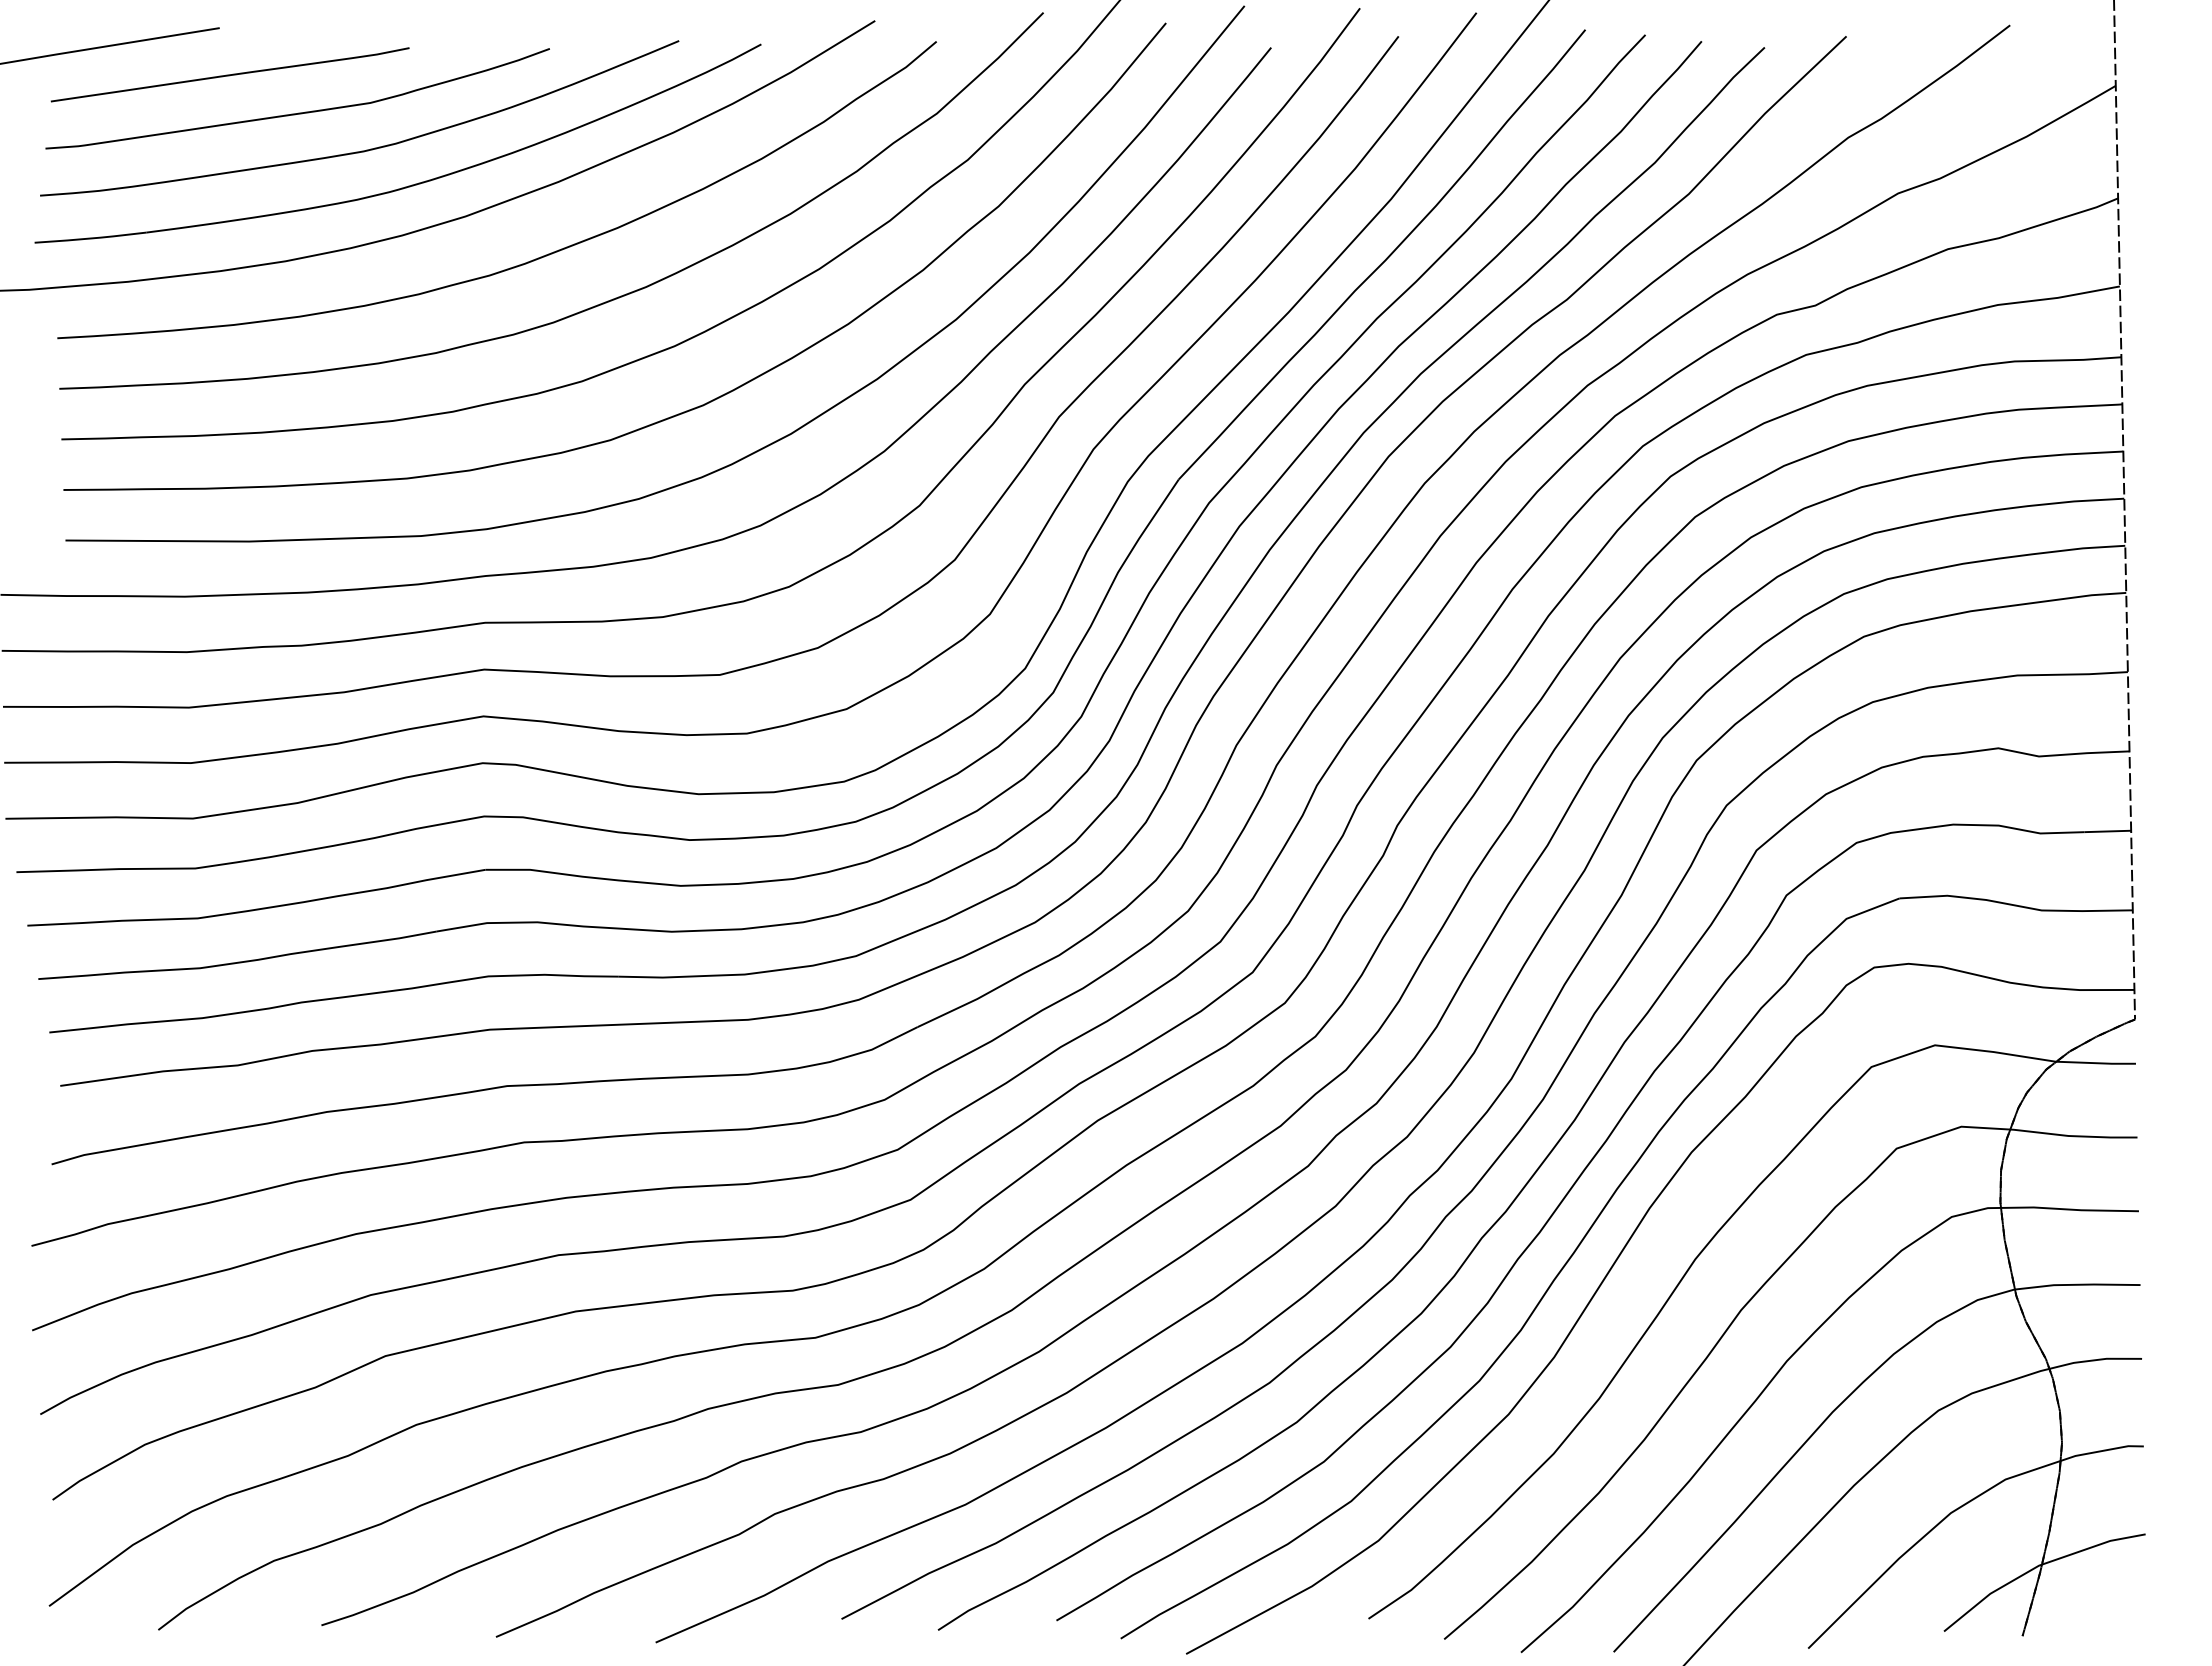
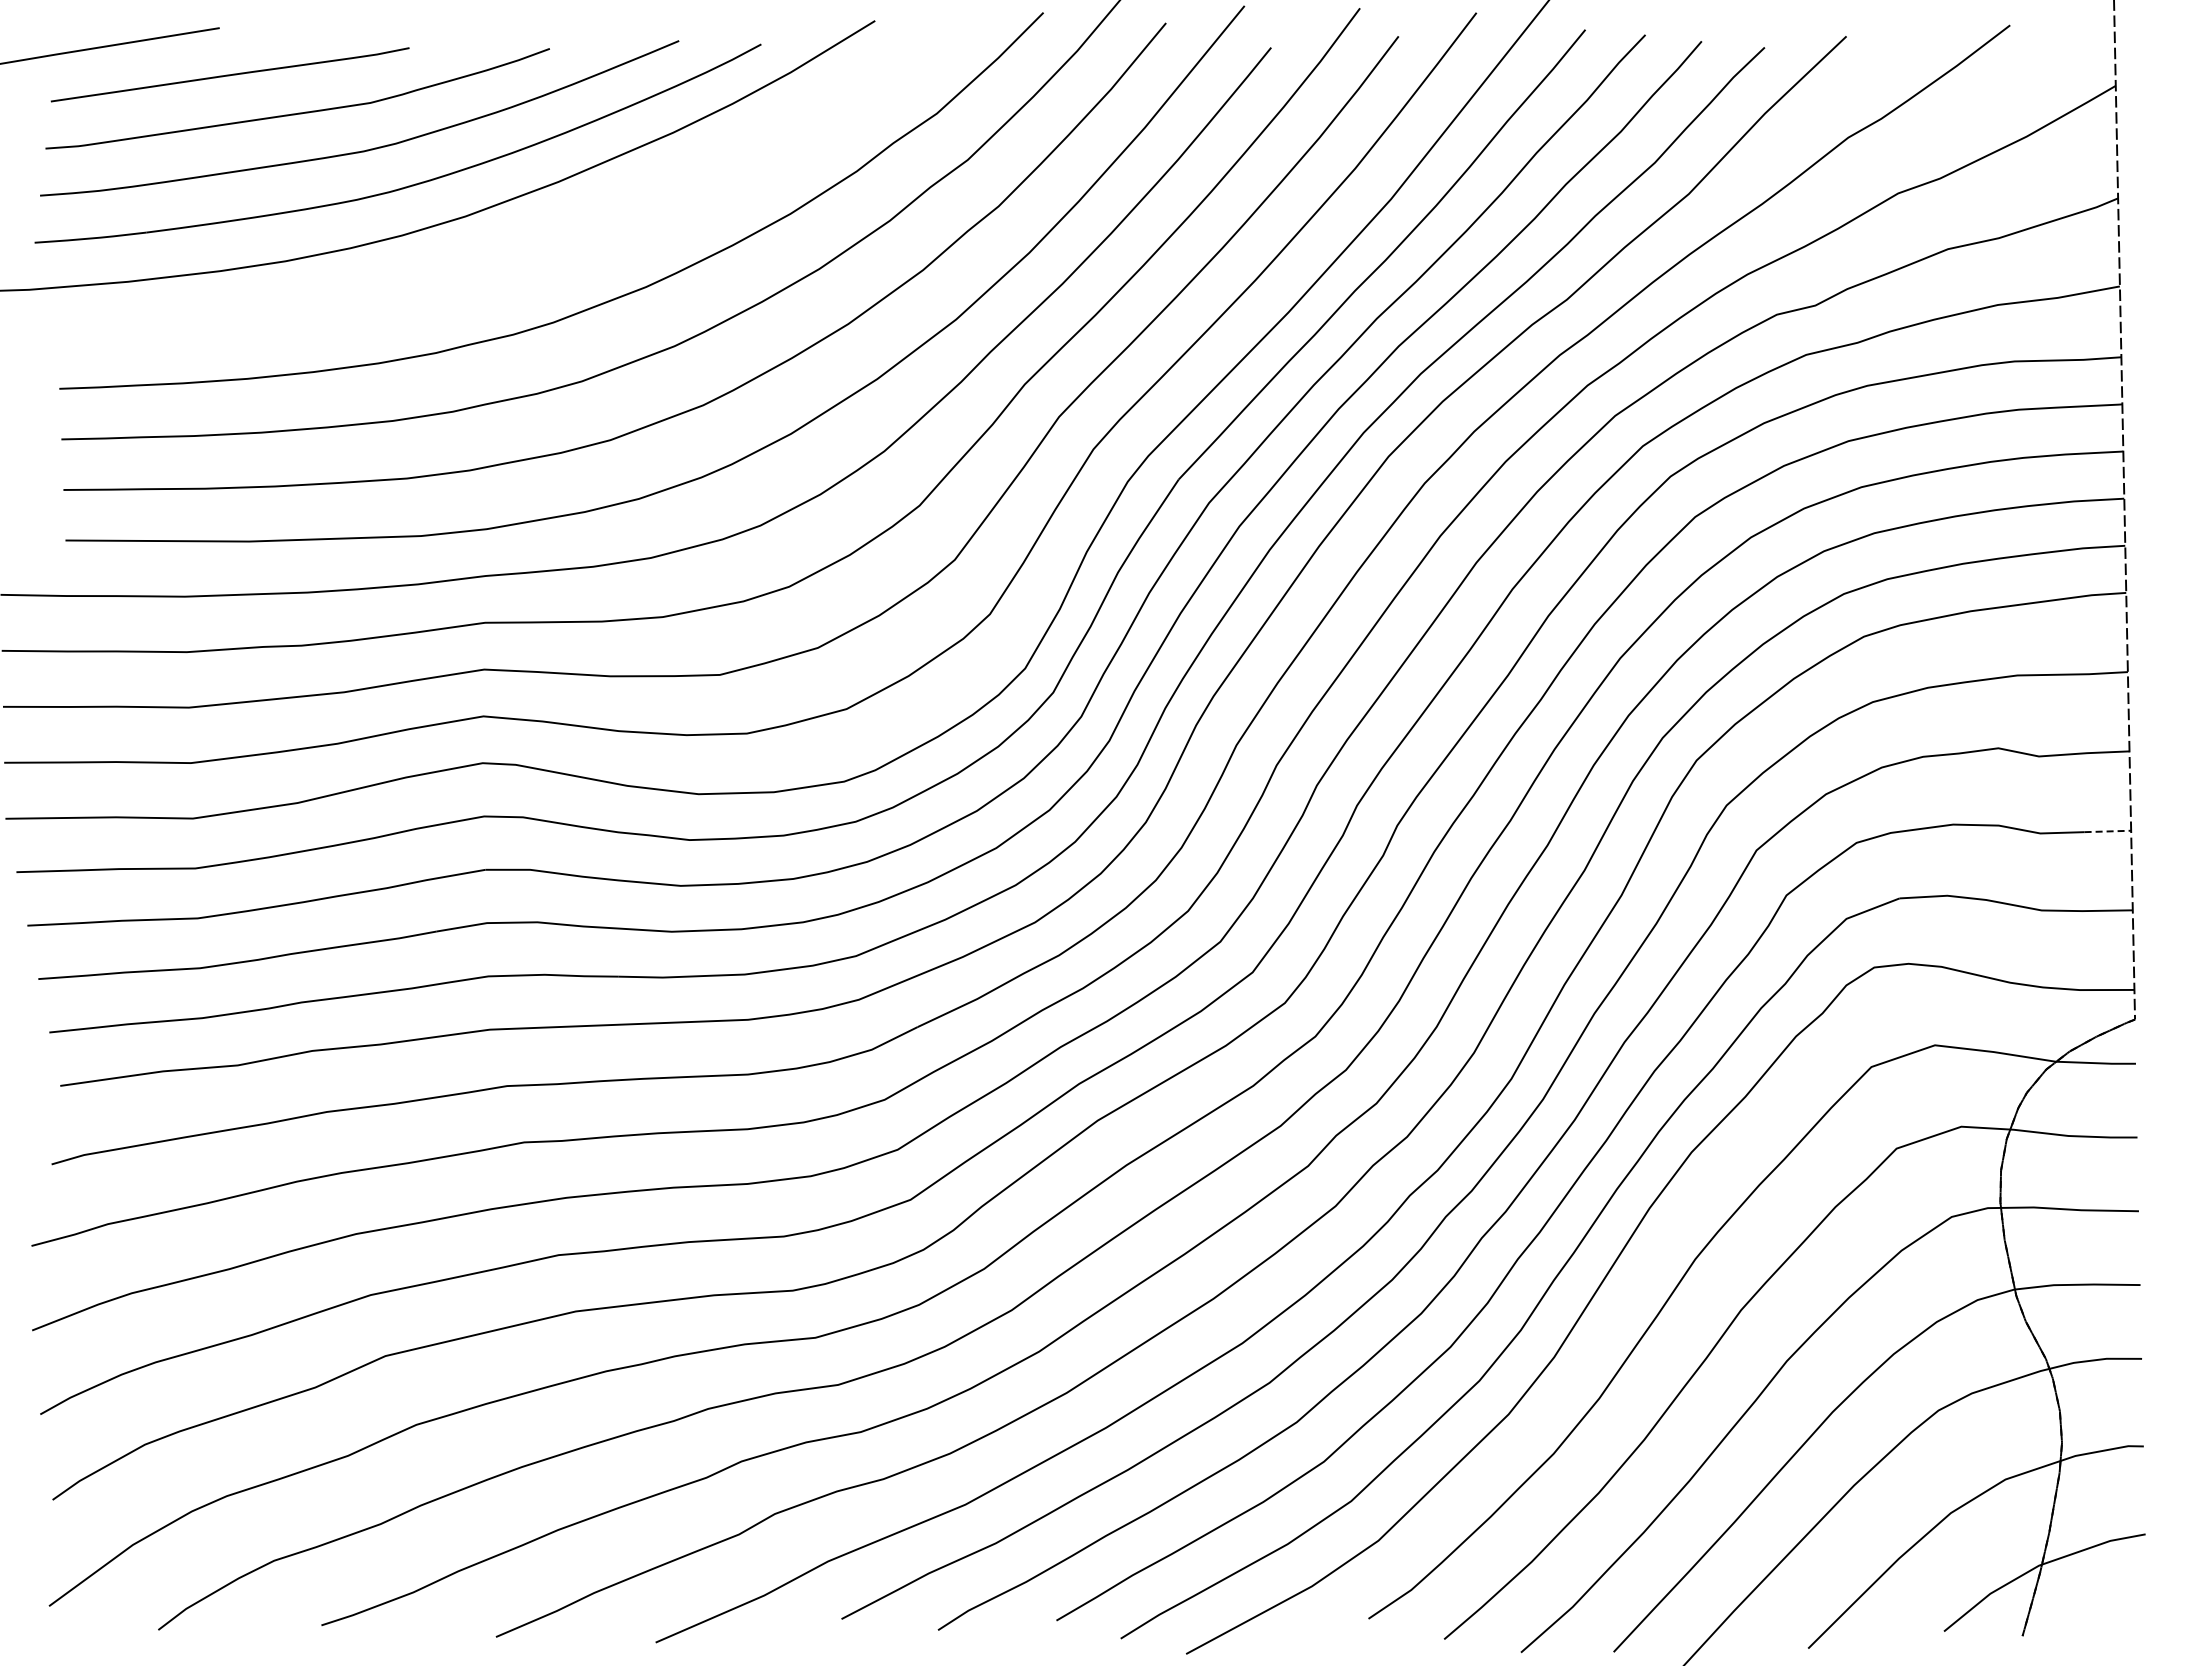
curve: present -> none (527, 261)
line: solid -> dashed (2108, 831)
